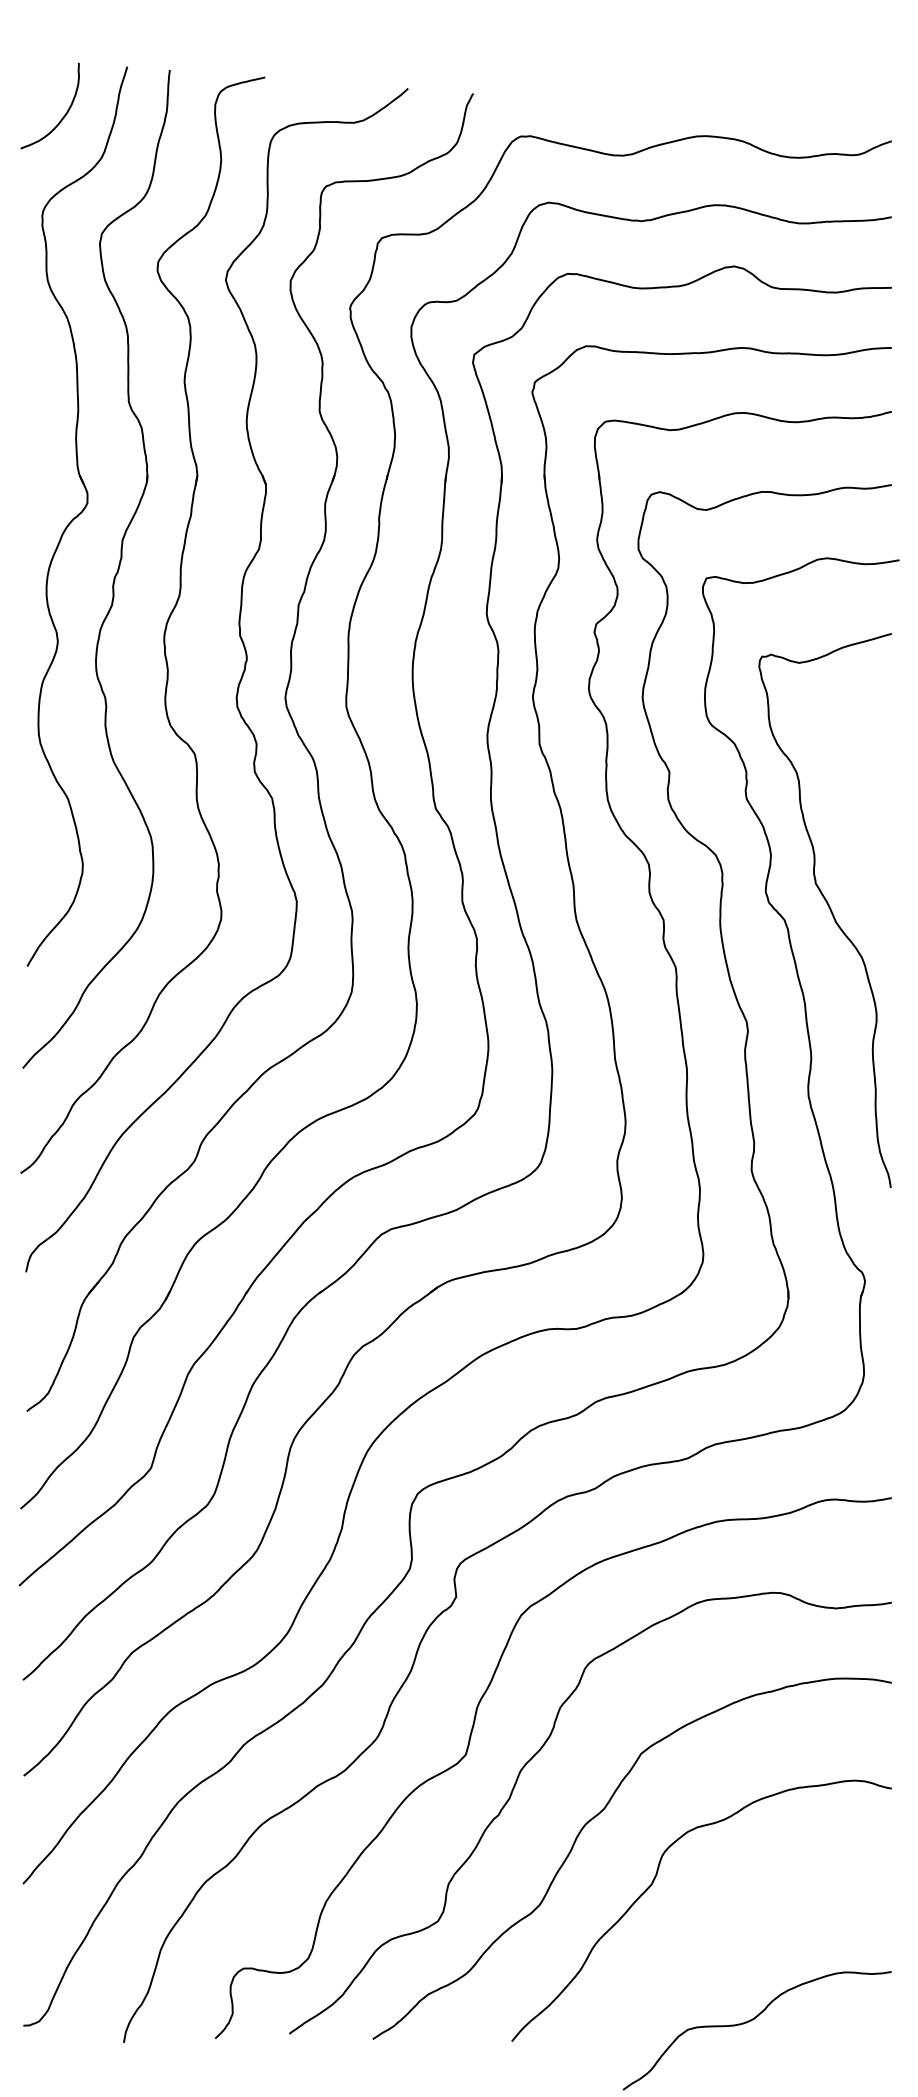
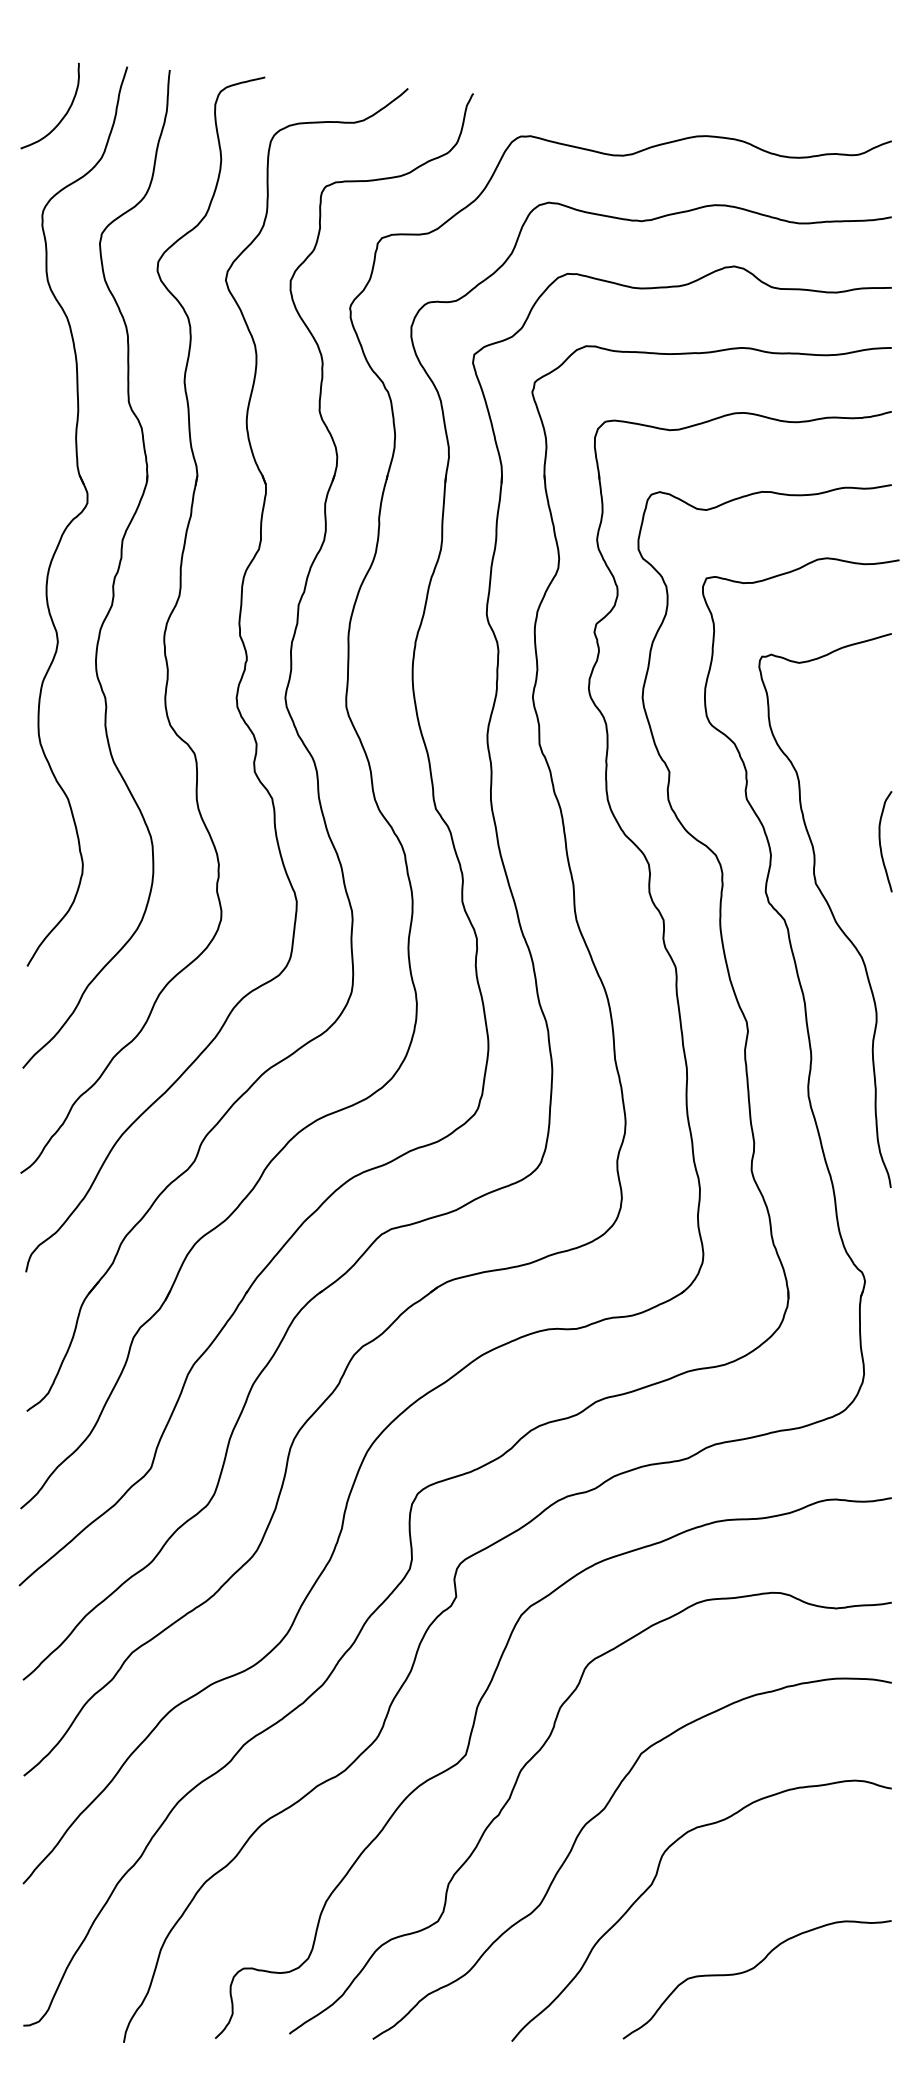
curve: none -> present (880, 841)
curve position: (751, 2021) -> (751, 1970) (751, 1970)
